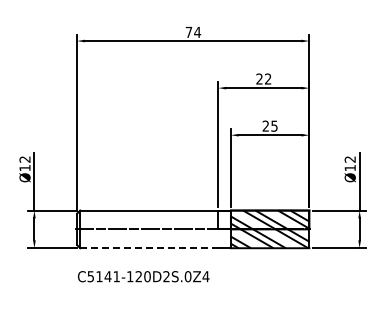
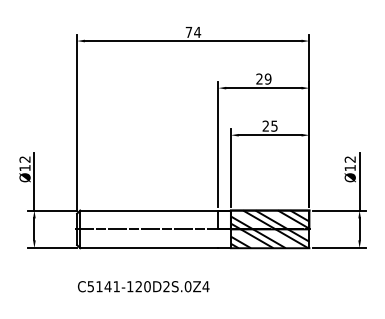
text: 22 -> 29 (267, 78)
line: dashed -> solid (149, 248)
text position: (143, 276) -> (143, 286) (143, 286)
